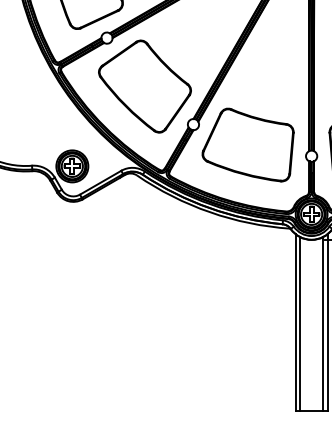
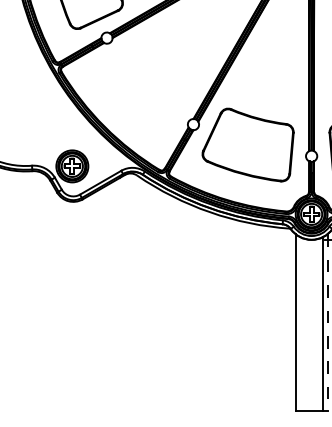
part: present -> none (144, 86)
line: solid -> dashed (327, 322)
line: present -> none (300, 324)
